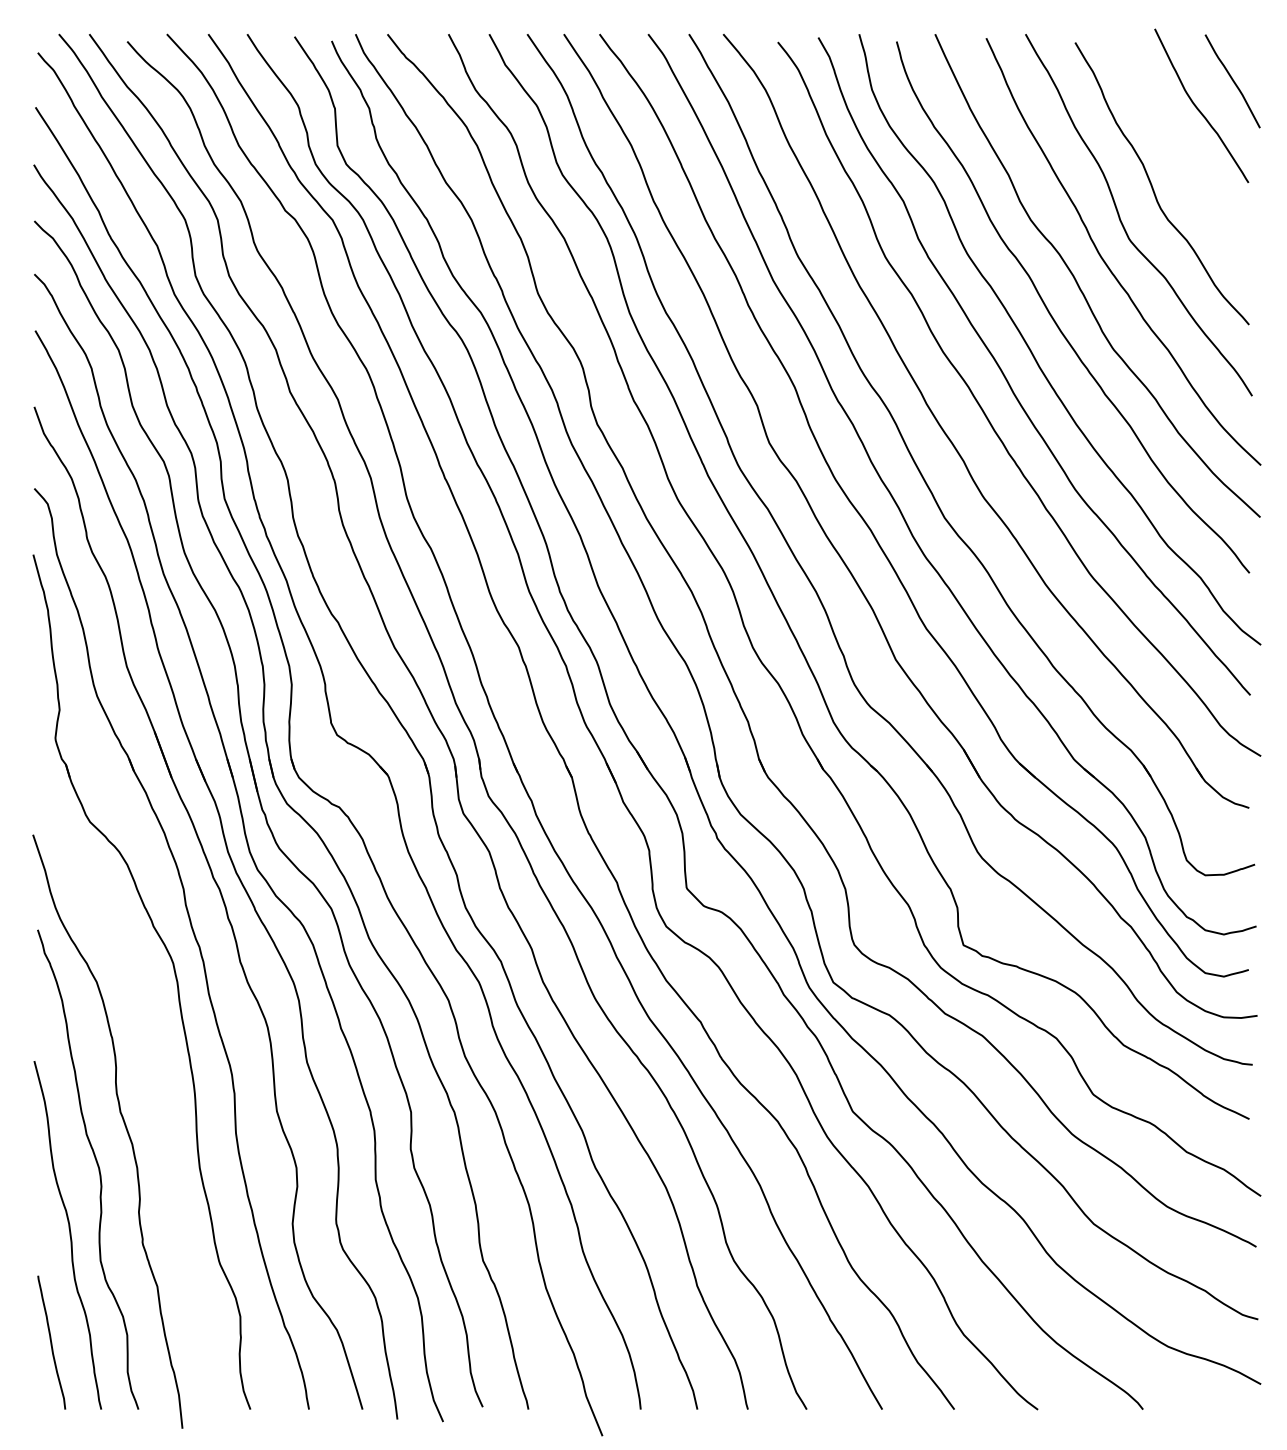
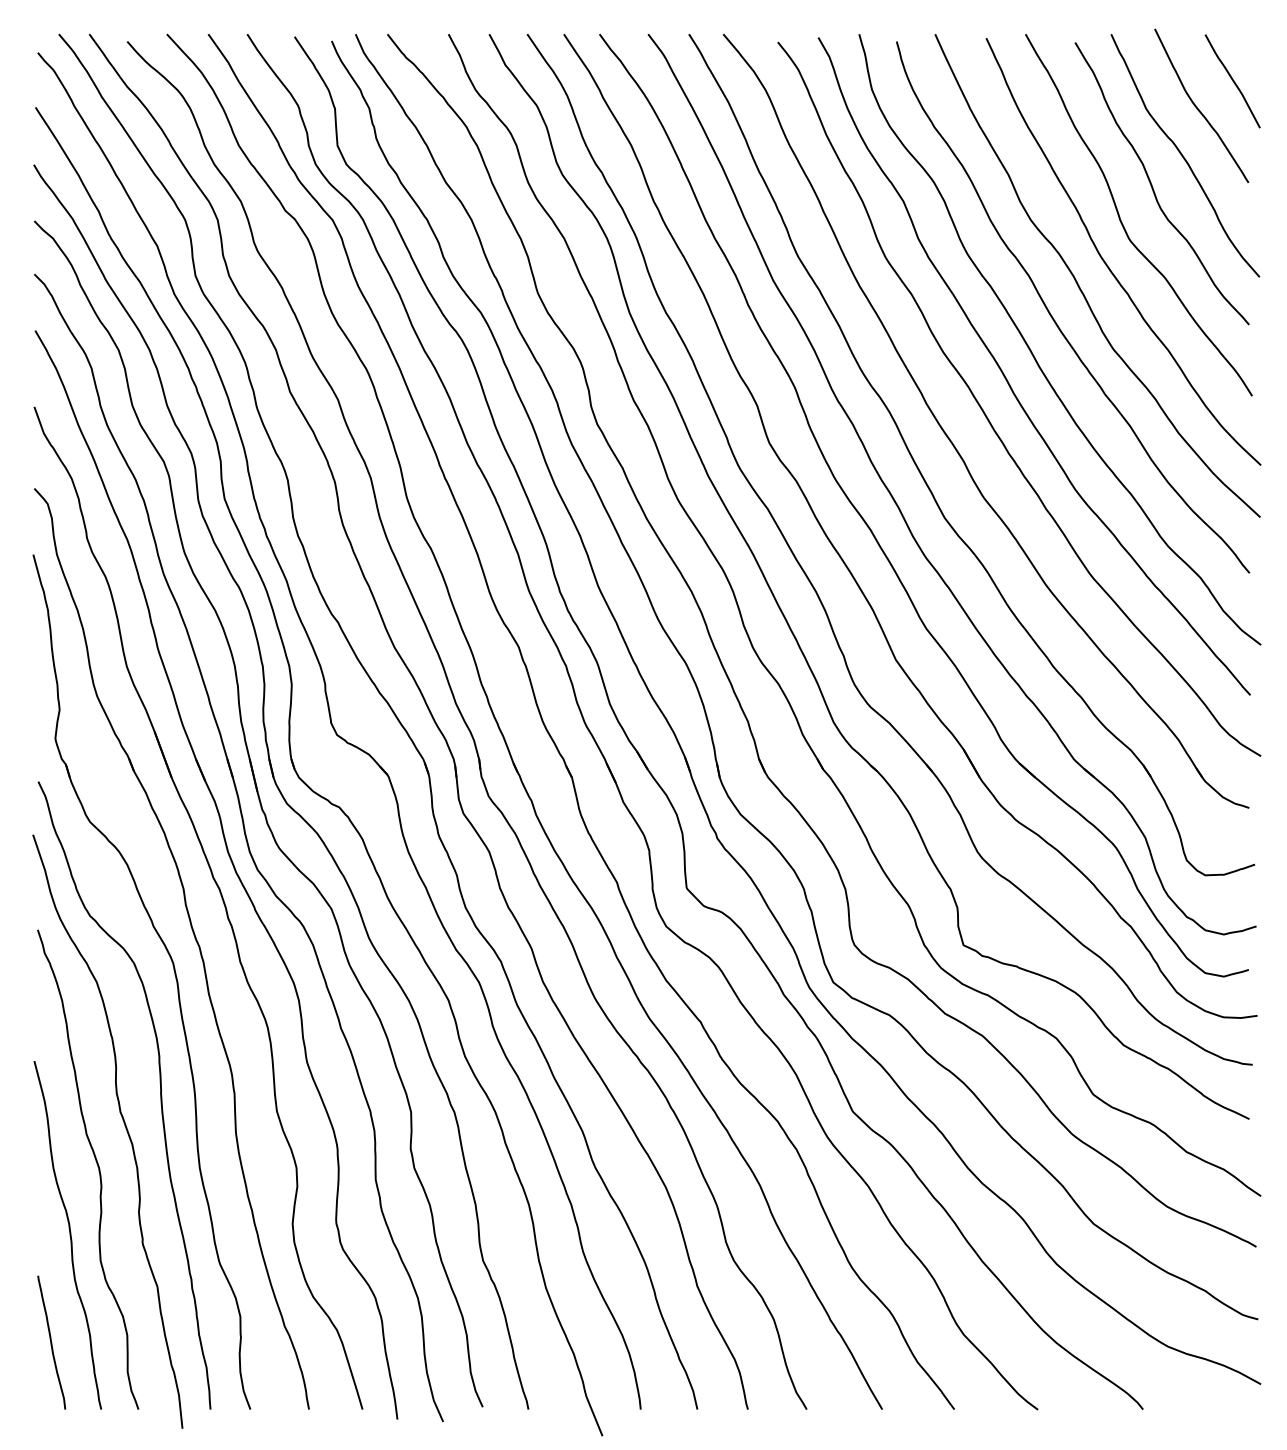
curve: none -> present (1184, 156)
curve: none -> present (160, 1095)
